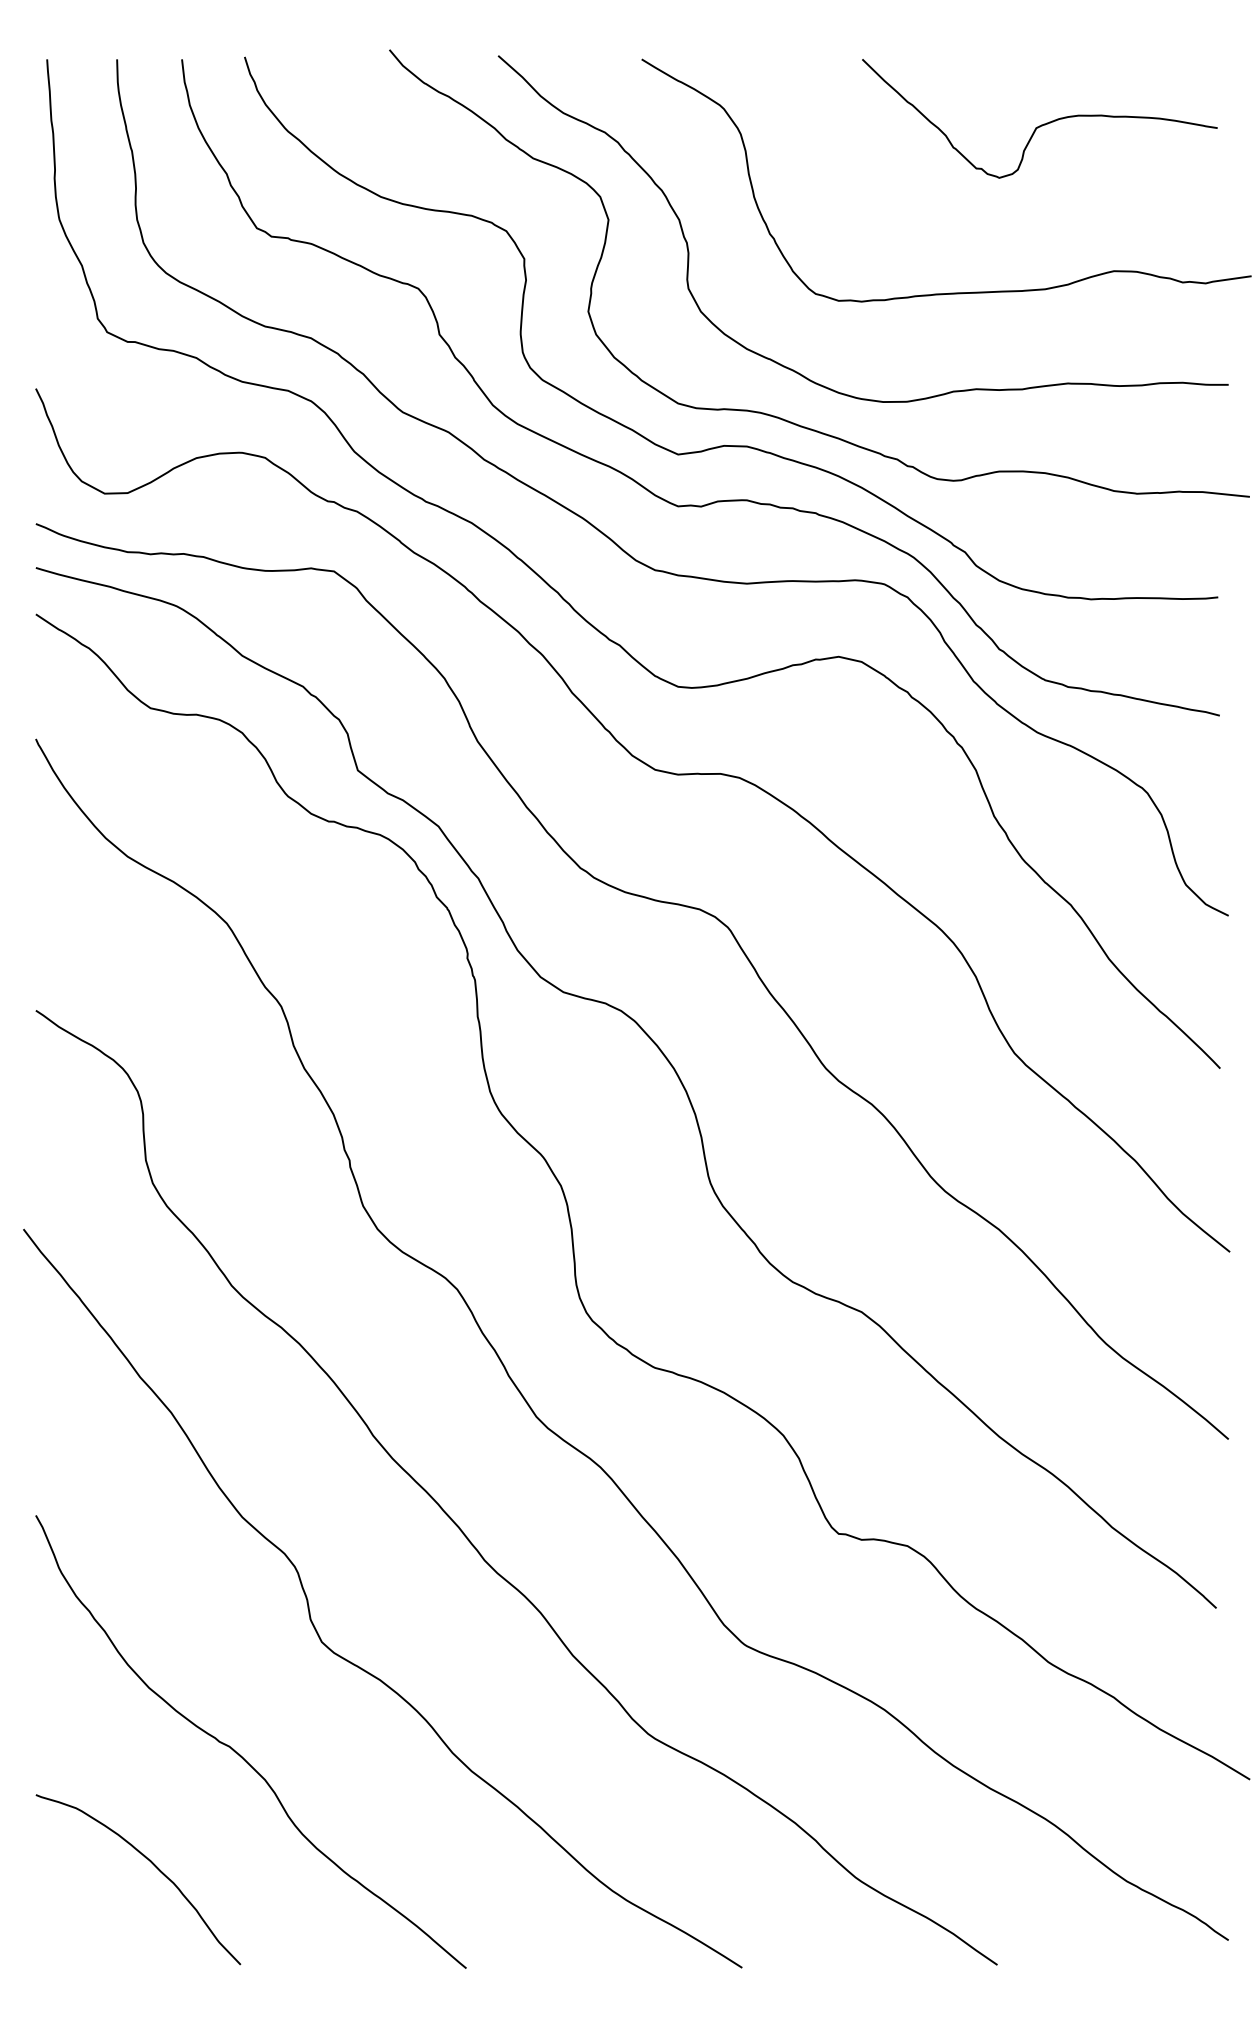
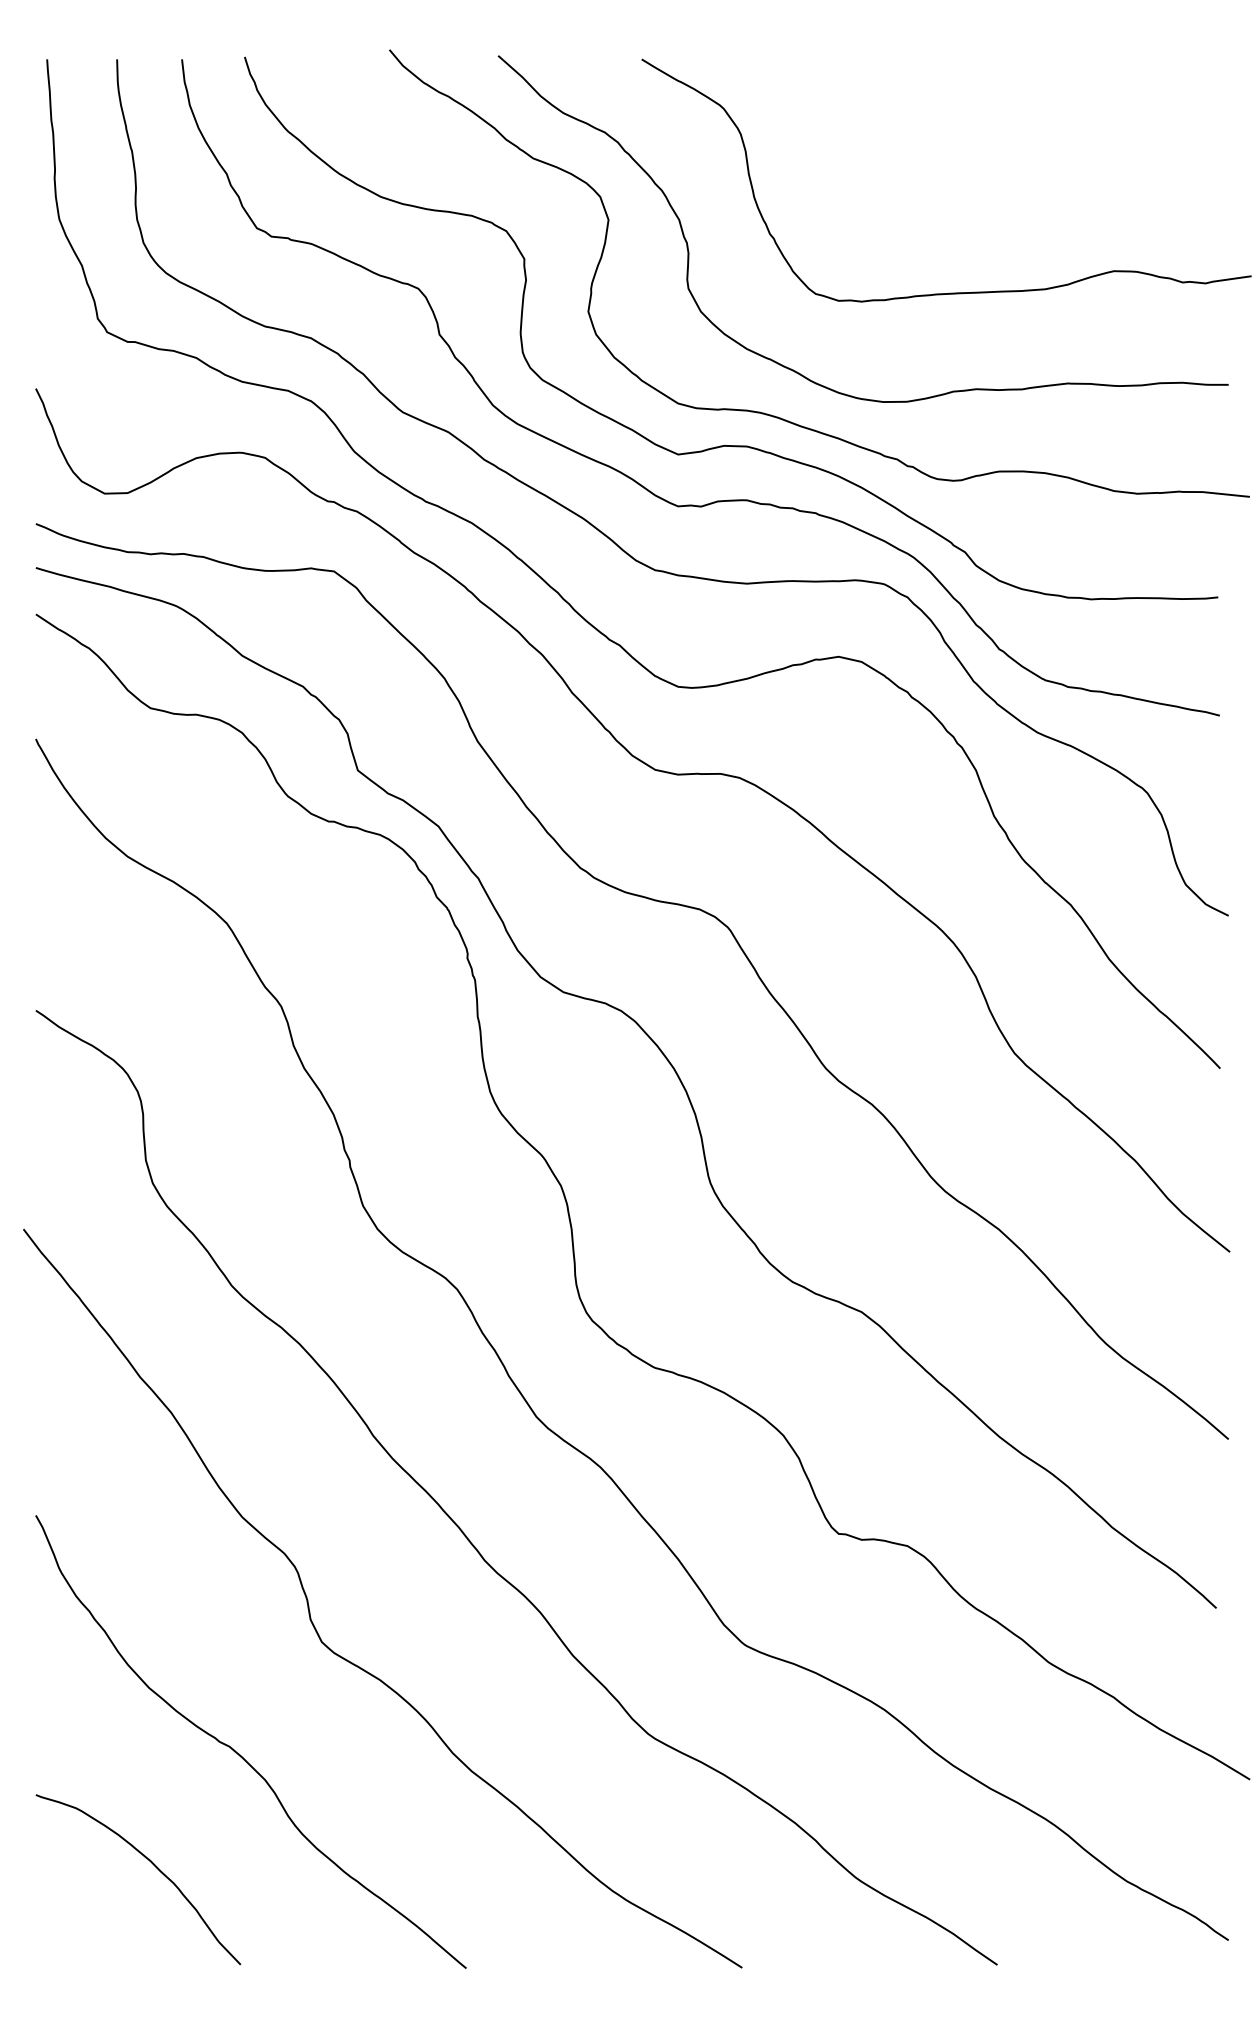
curve: present -> none (1041, 124)
